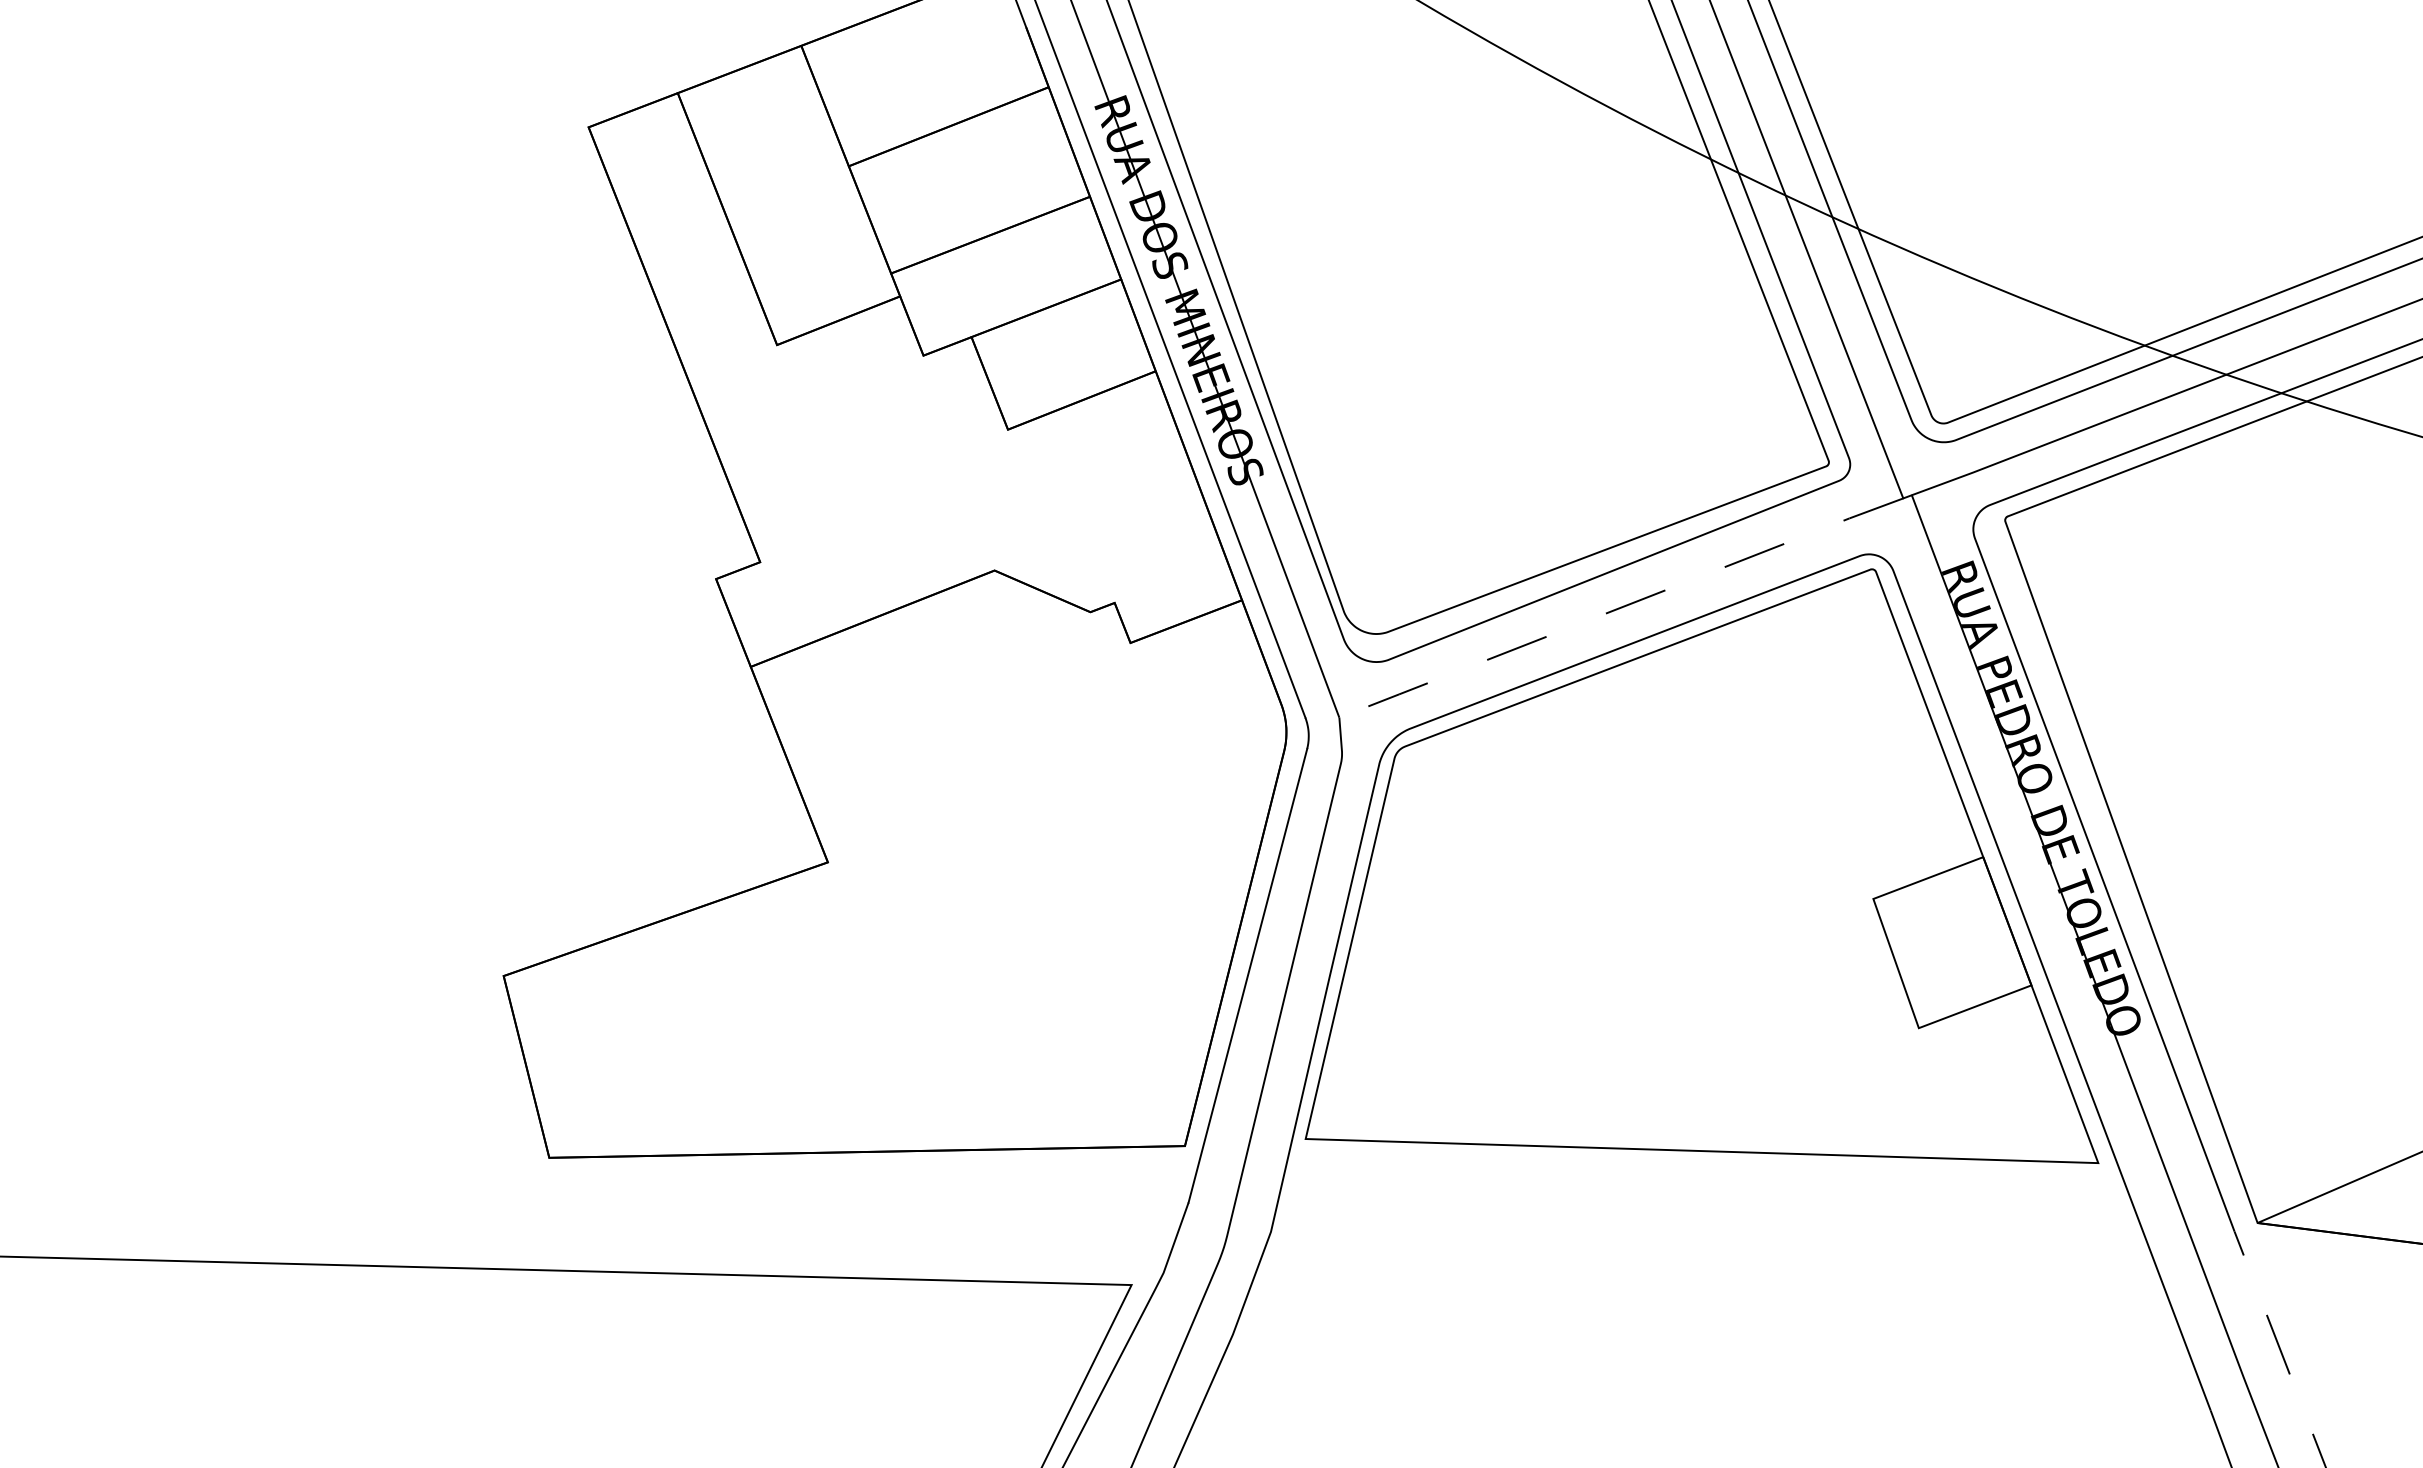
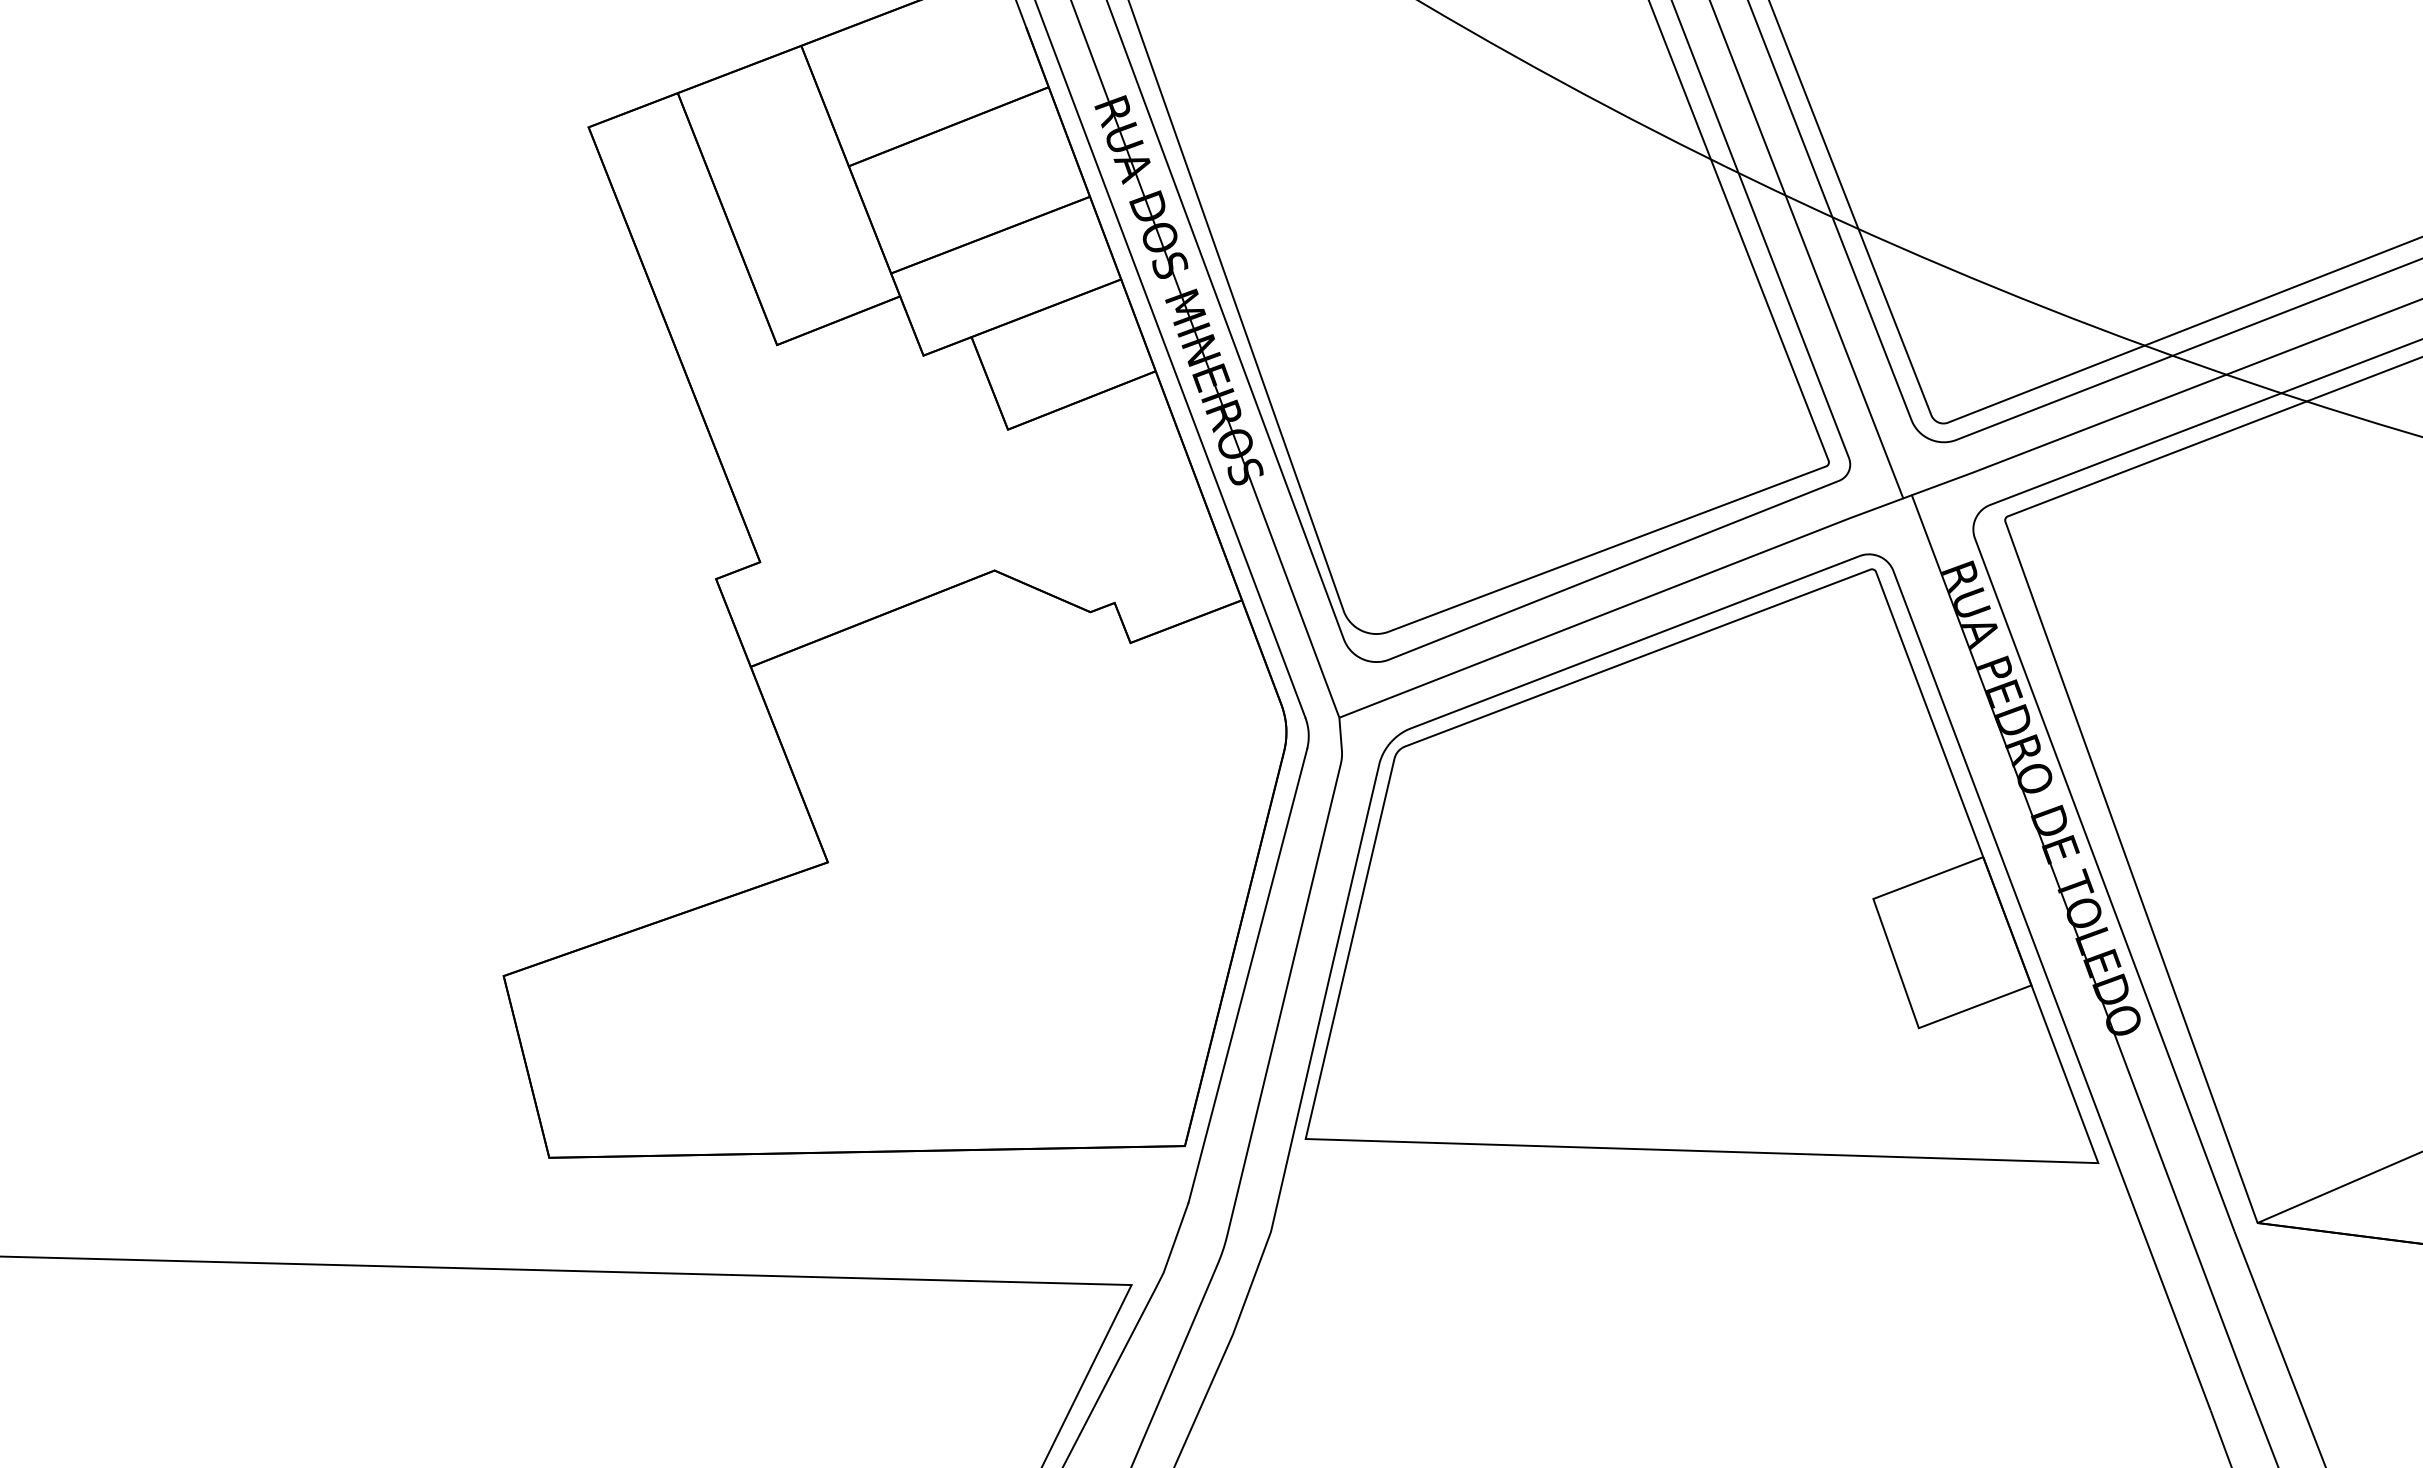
line: dashed -> solid (1620, 607)
line: dashed -> solid (2280, 1349)
